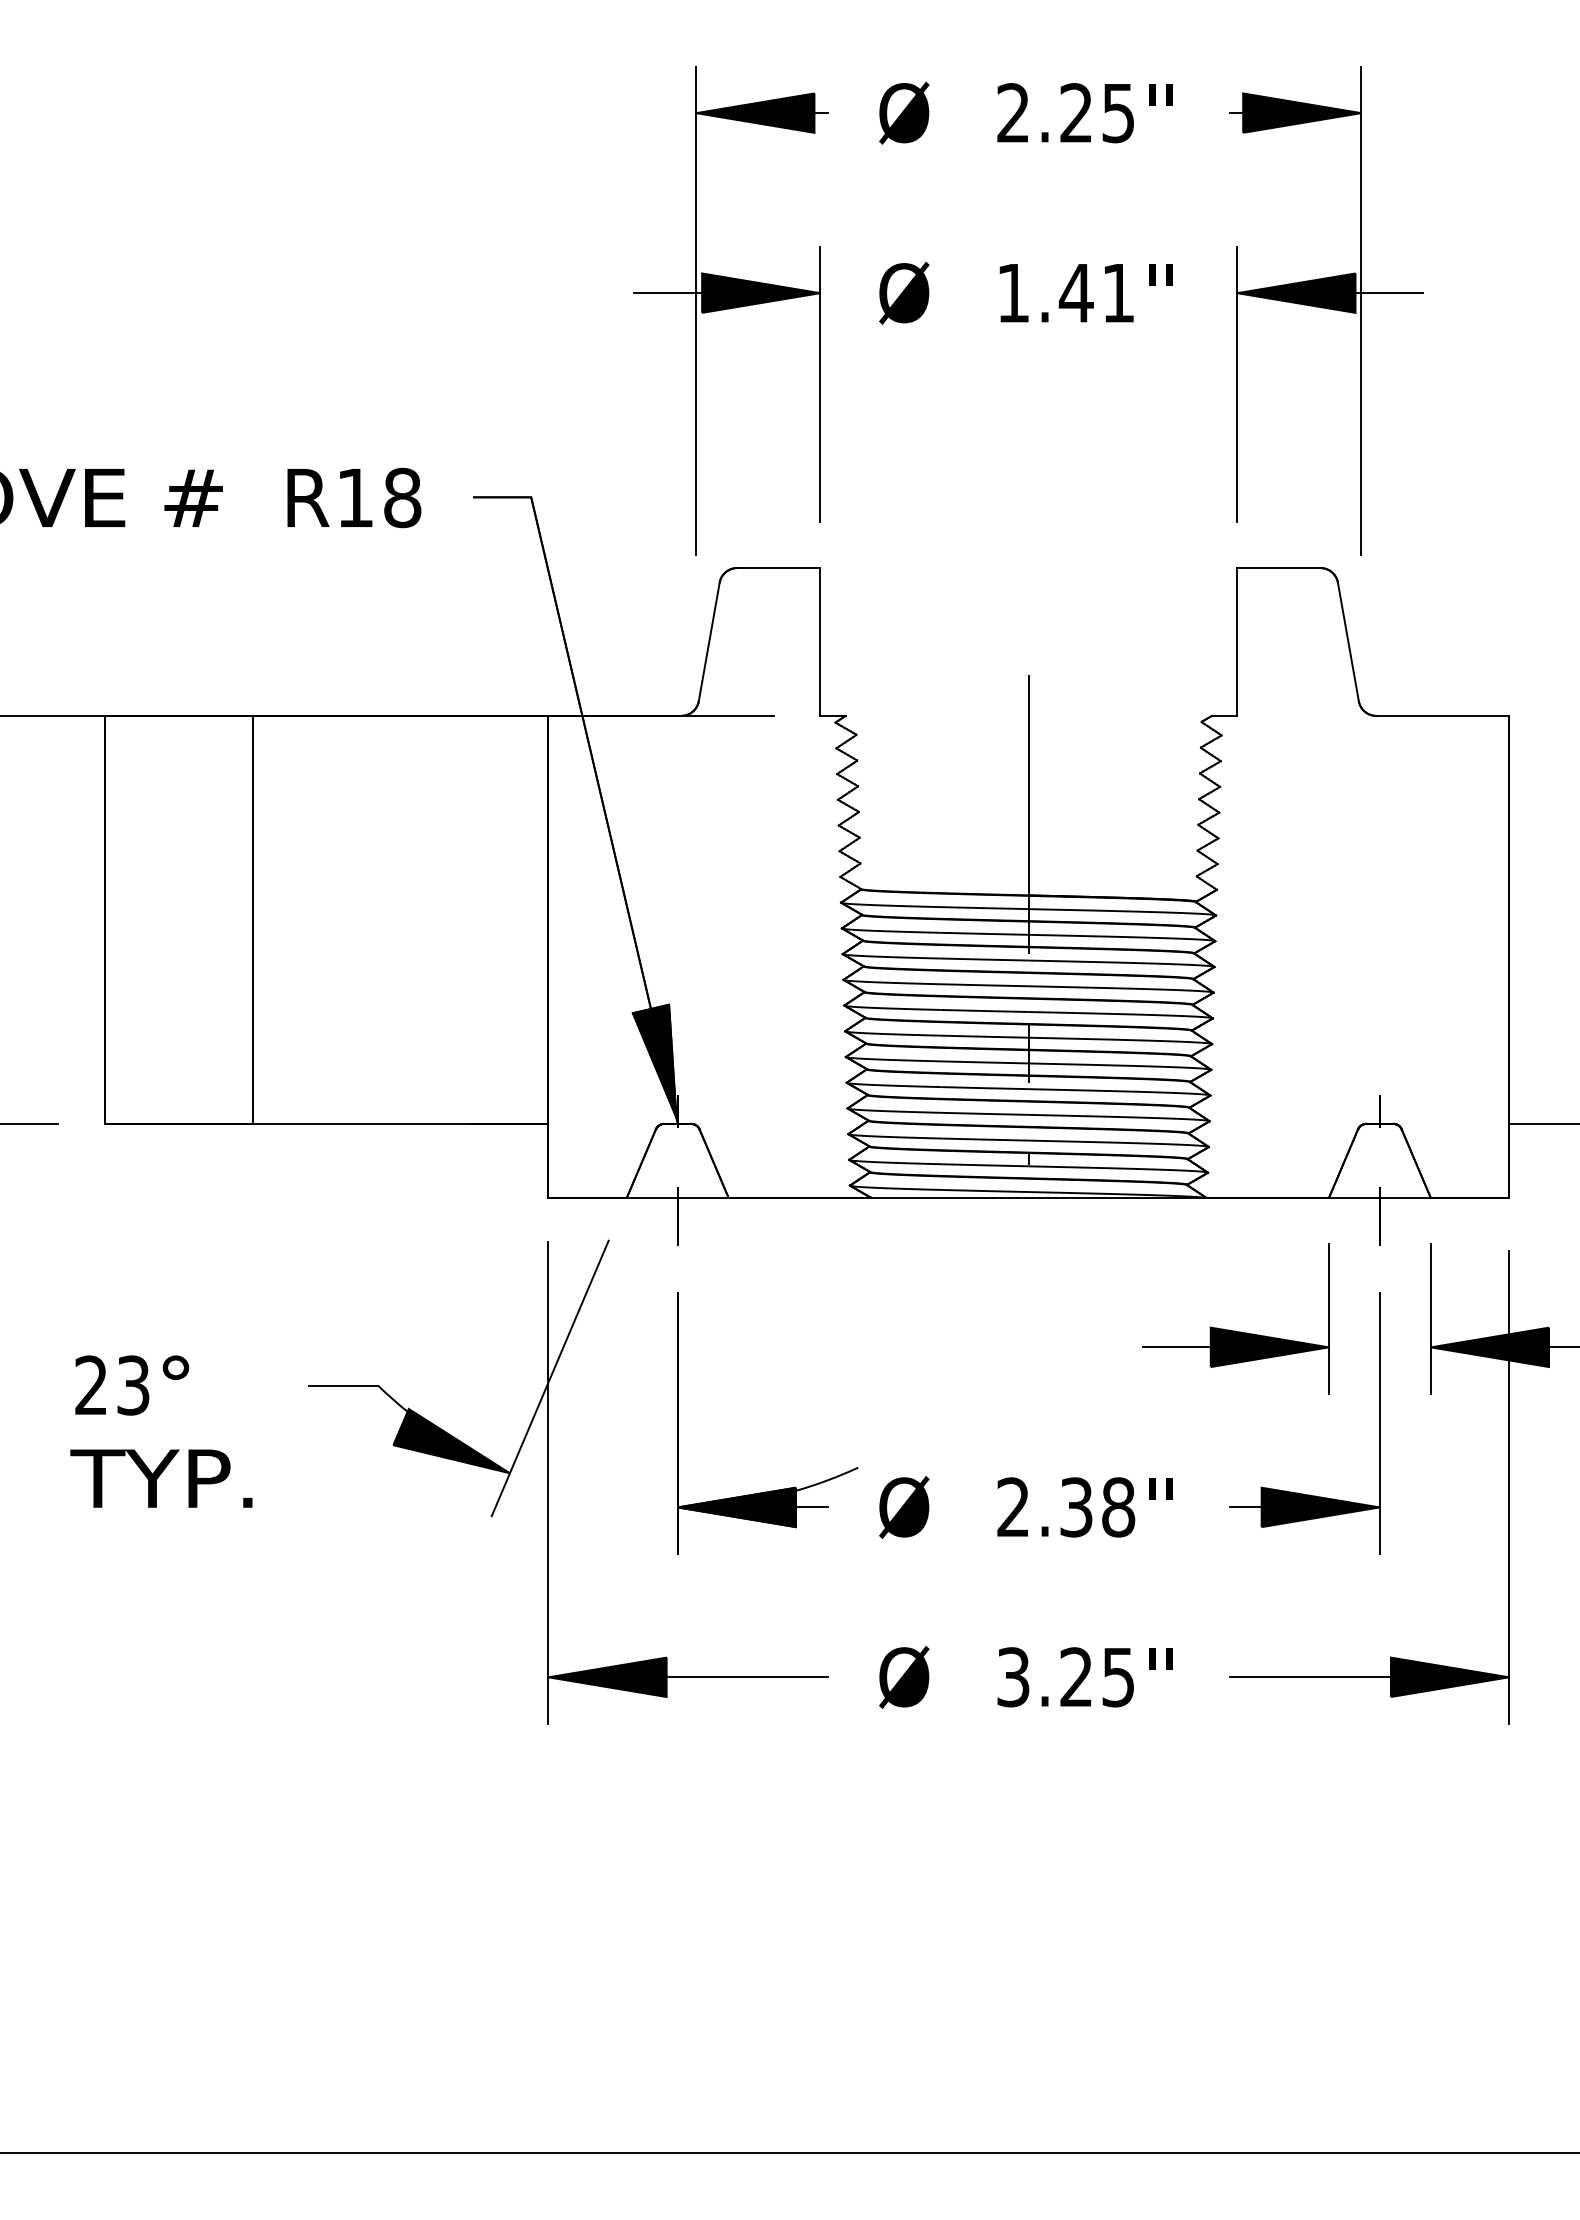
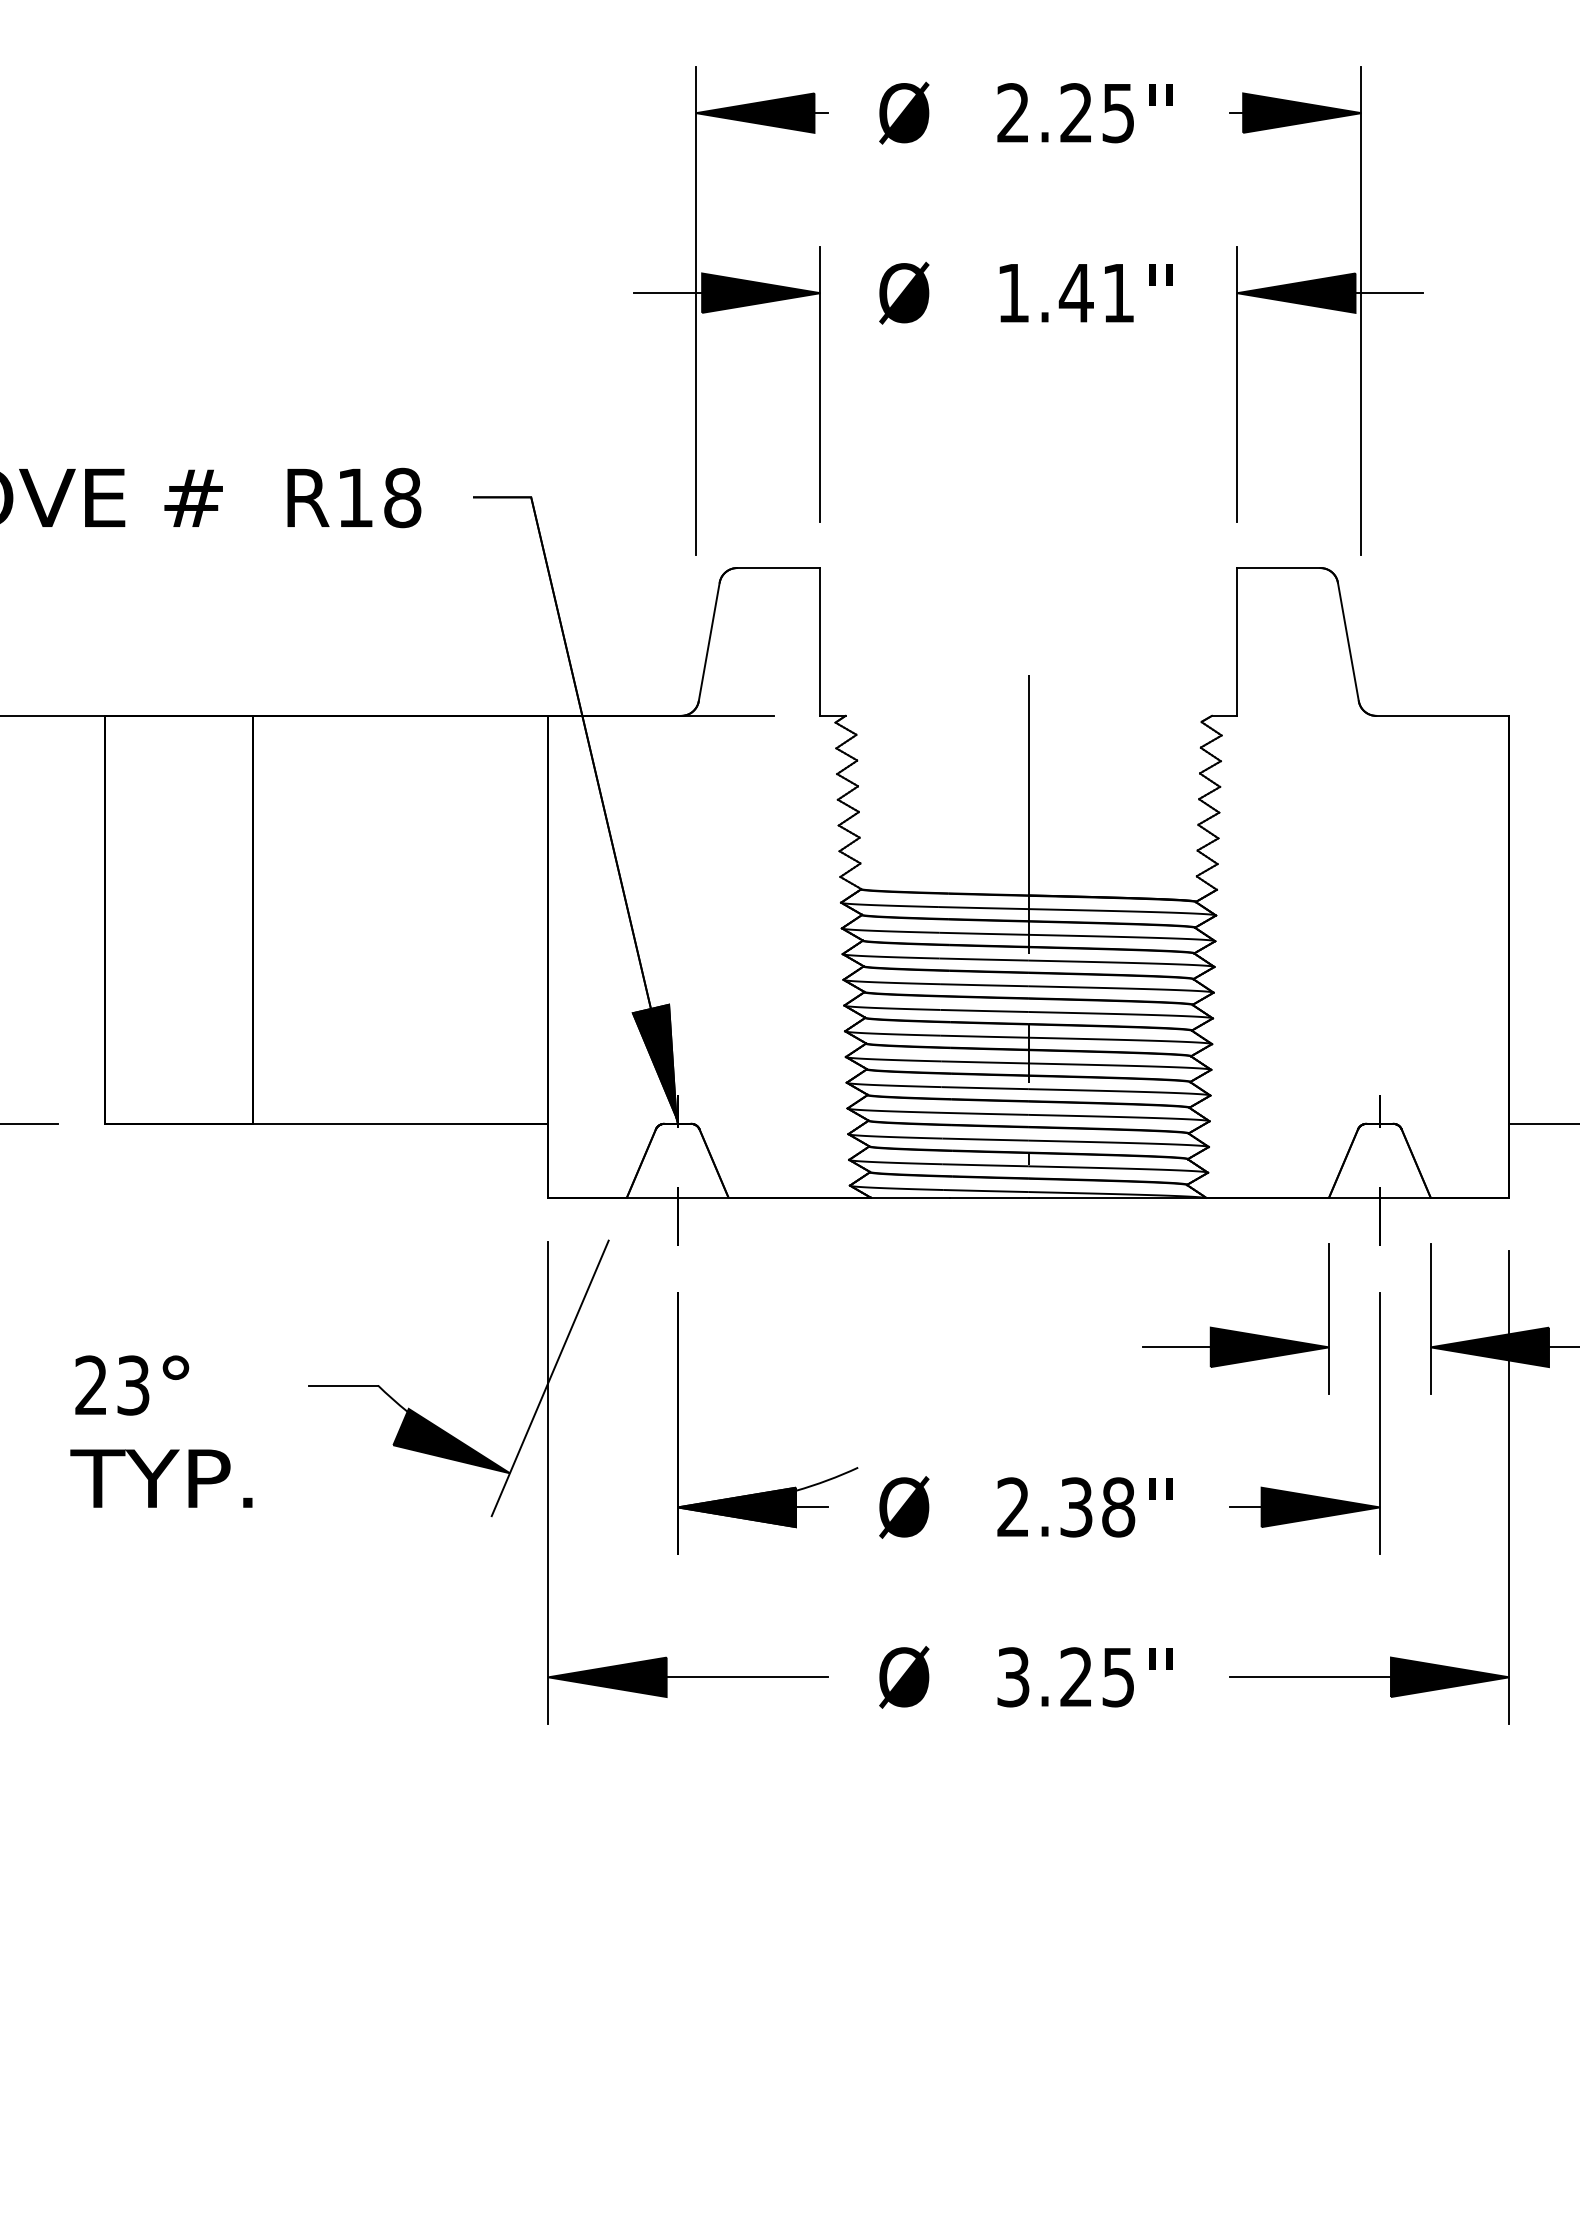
line: present -> none (789, 2153)
